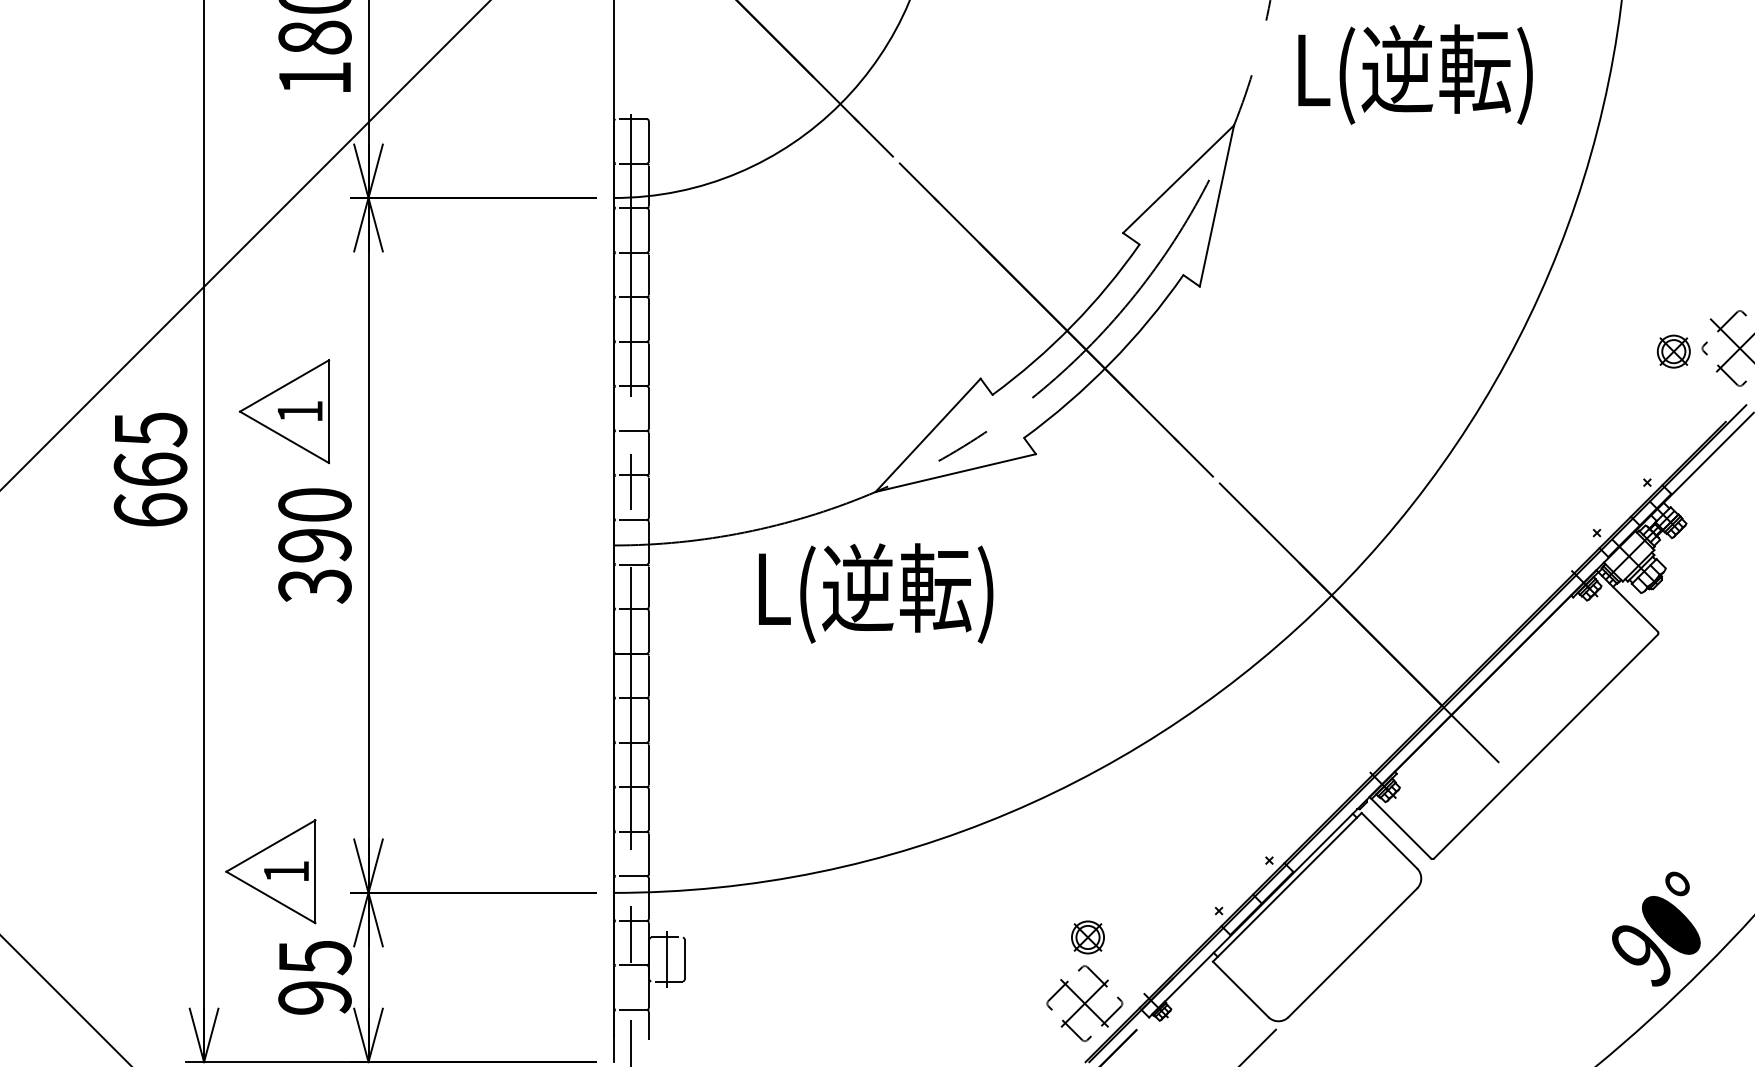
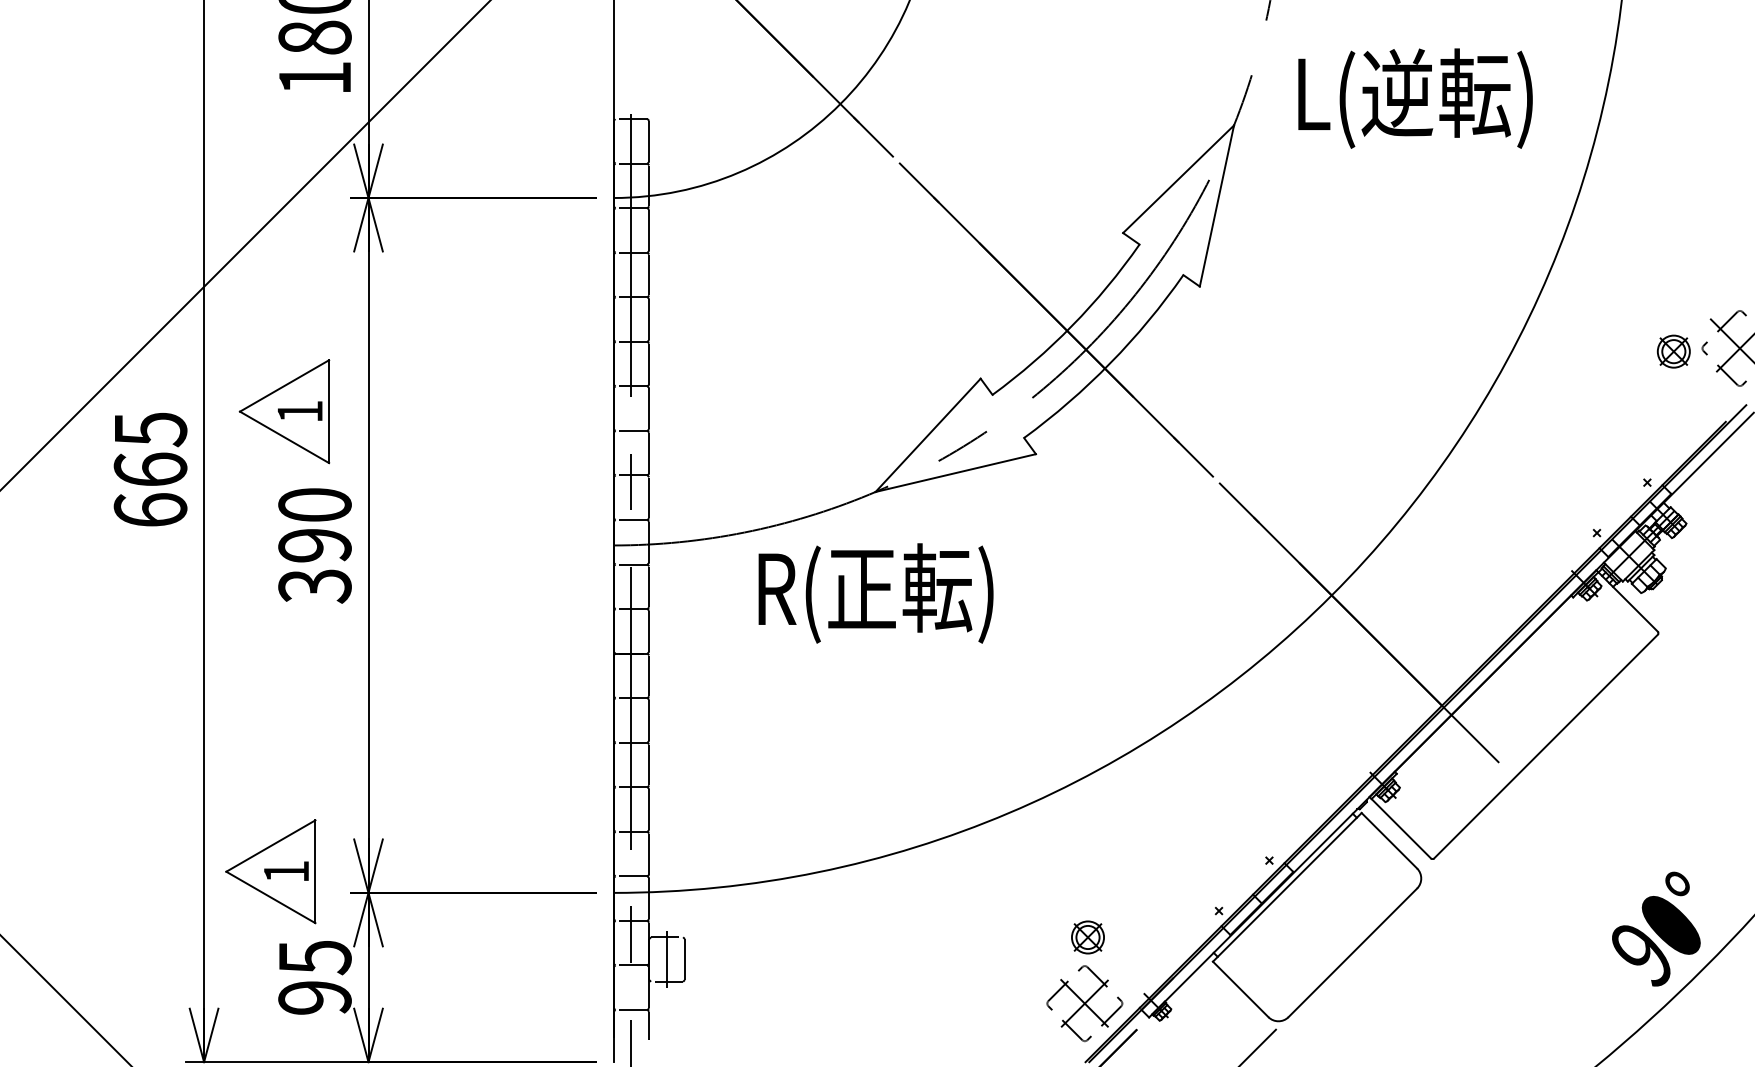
text position: (1415, 74) -> (1415, 98) (1415, 98)
text: L(逆転) -> R(正転) (875, 593)
